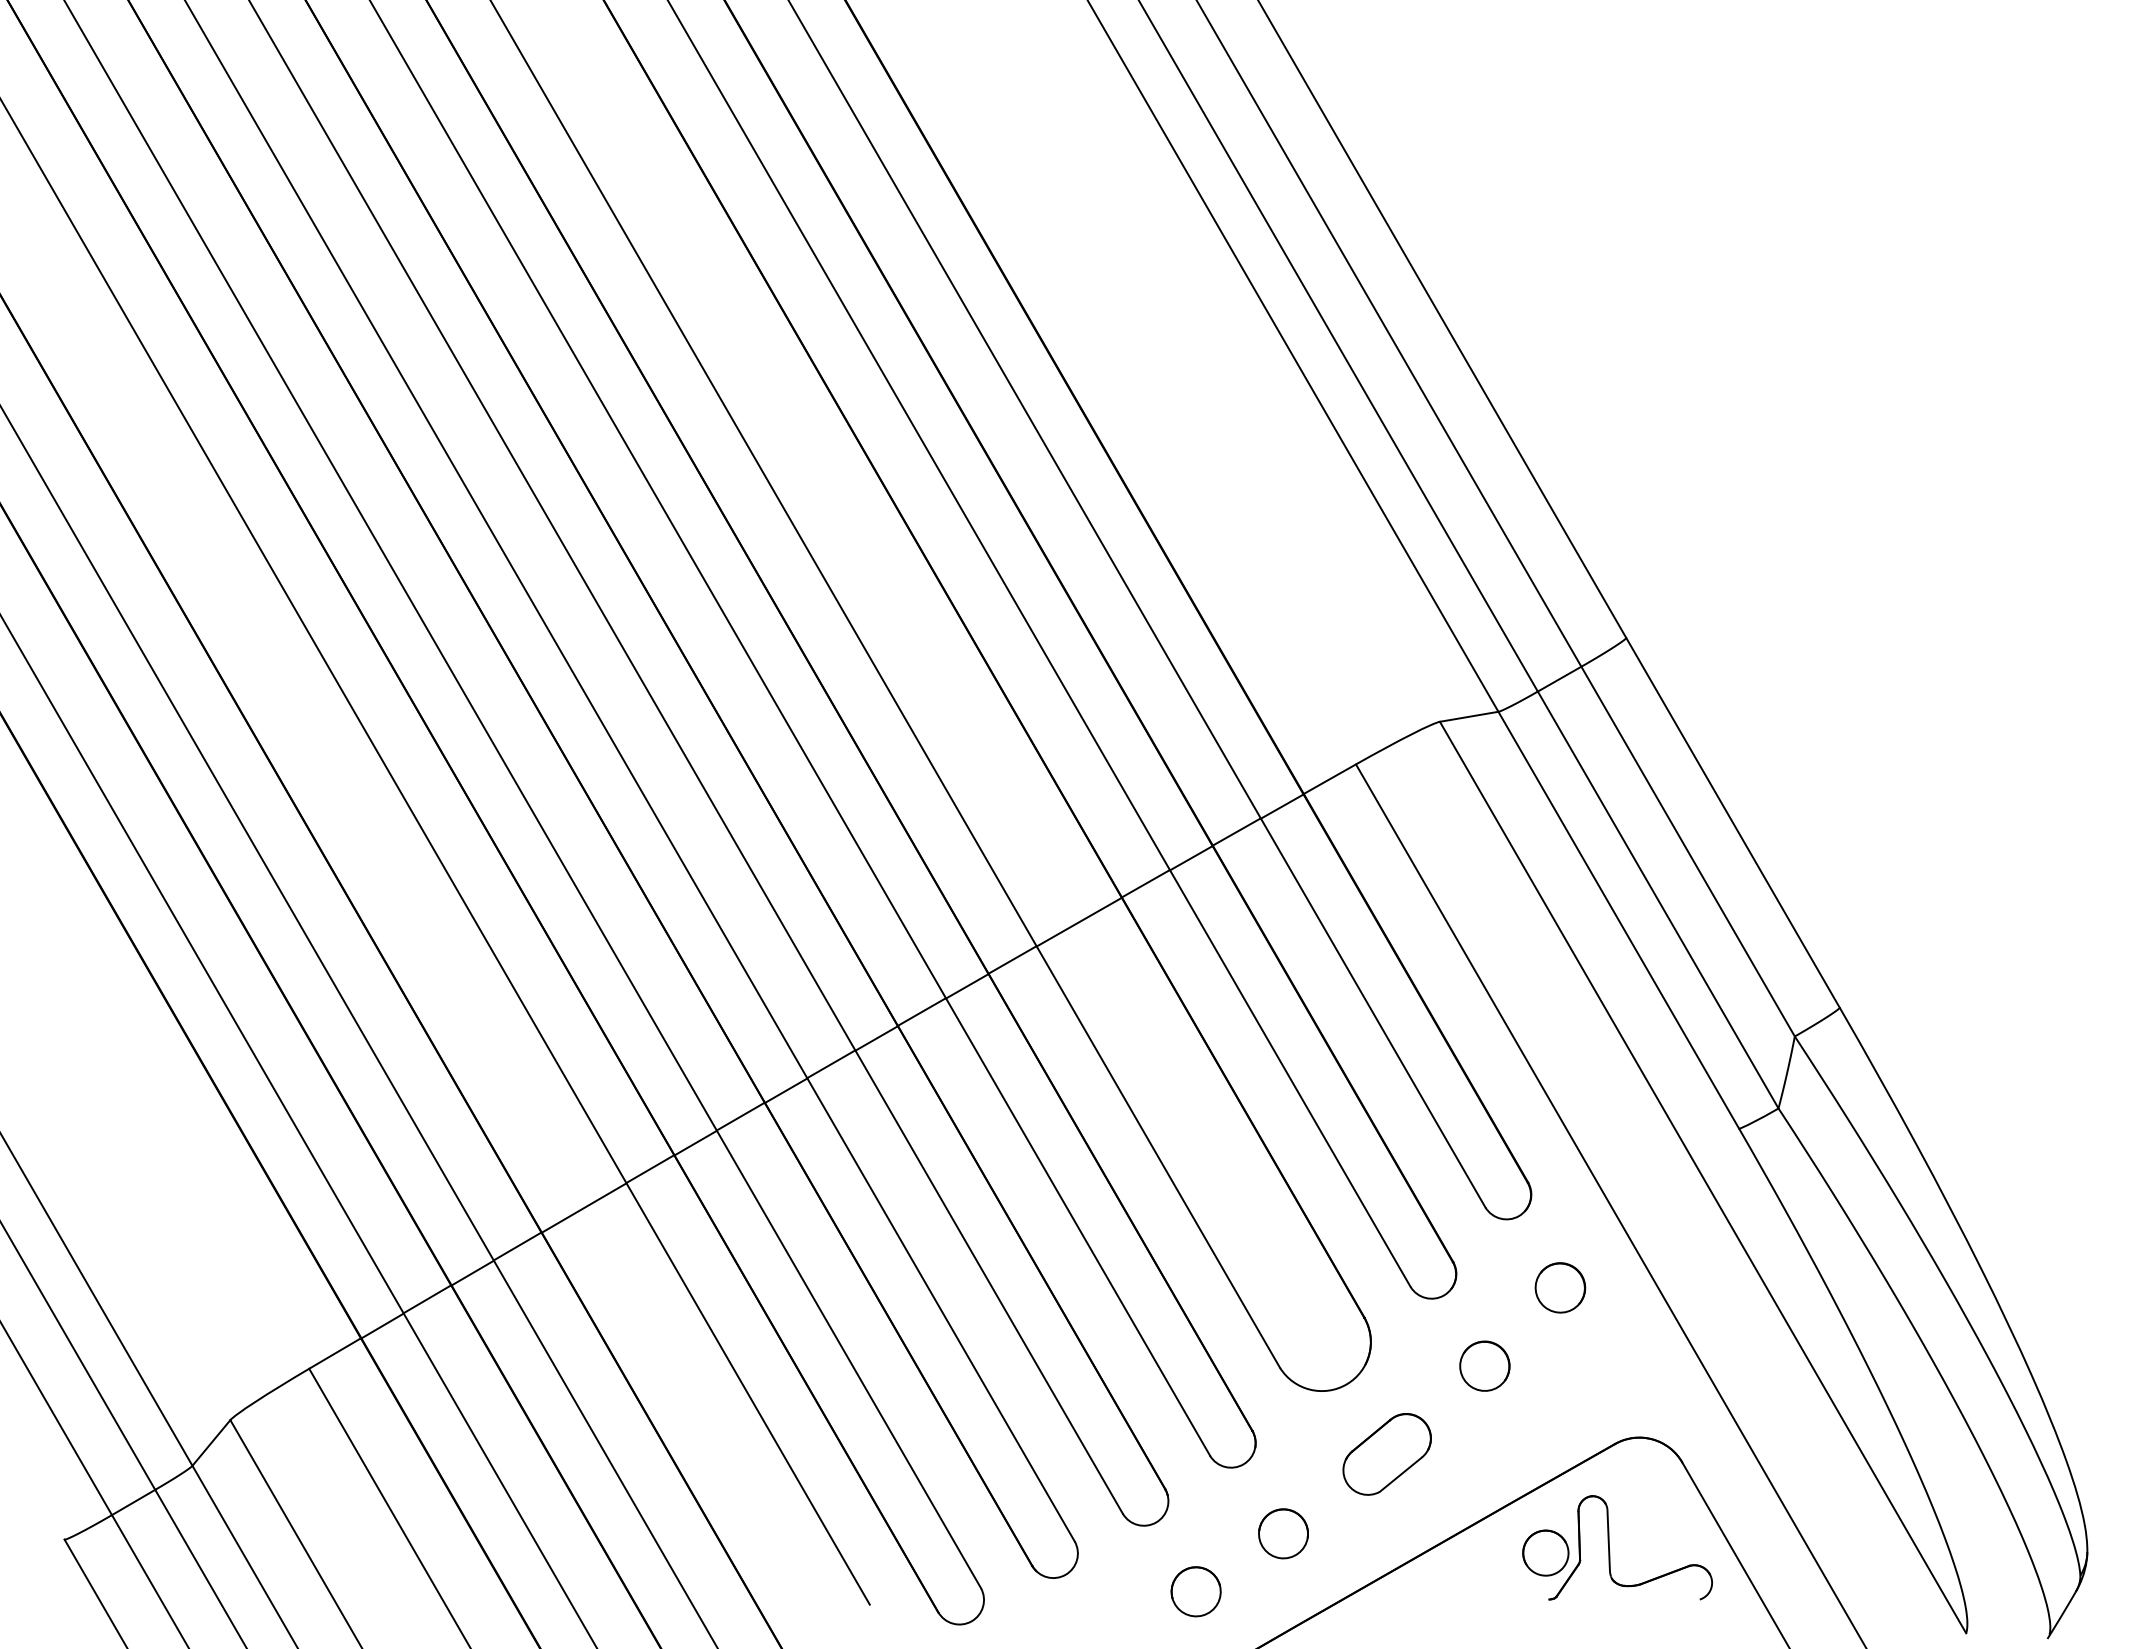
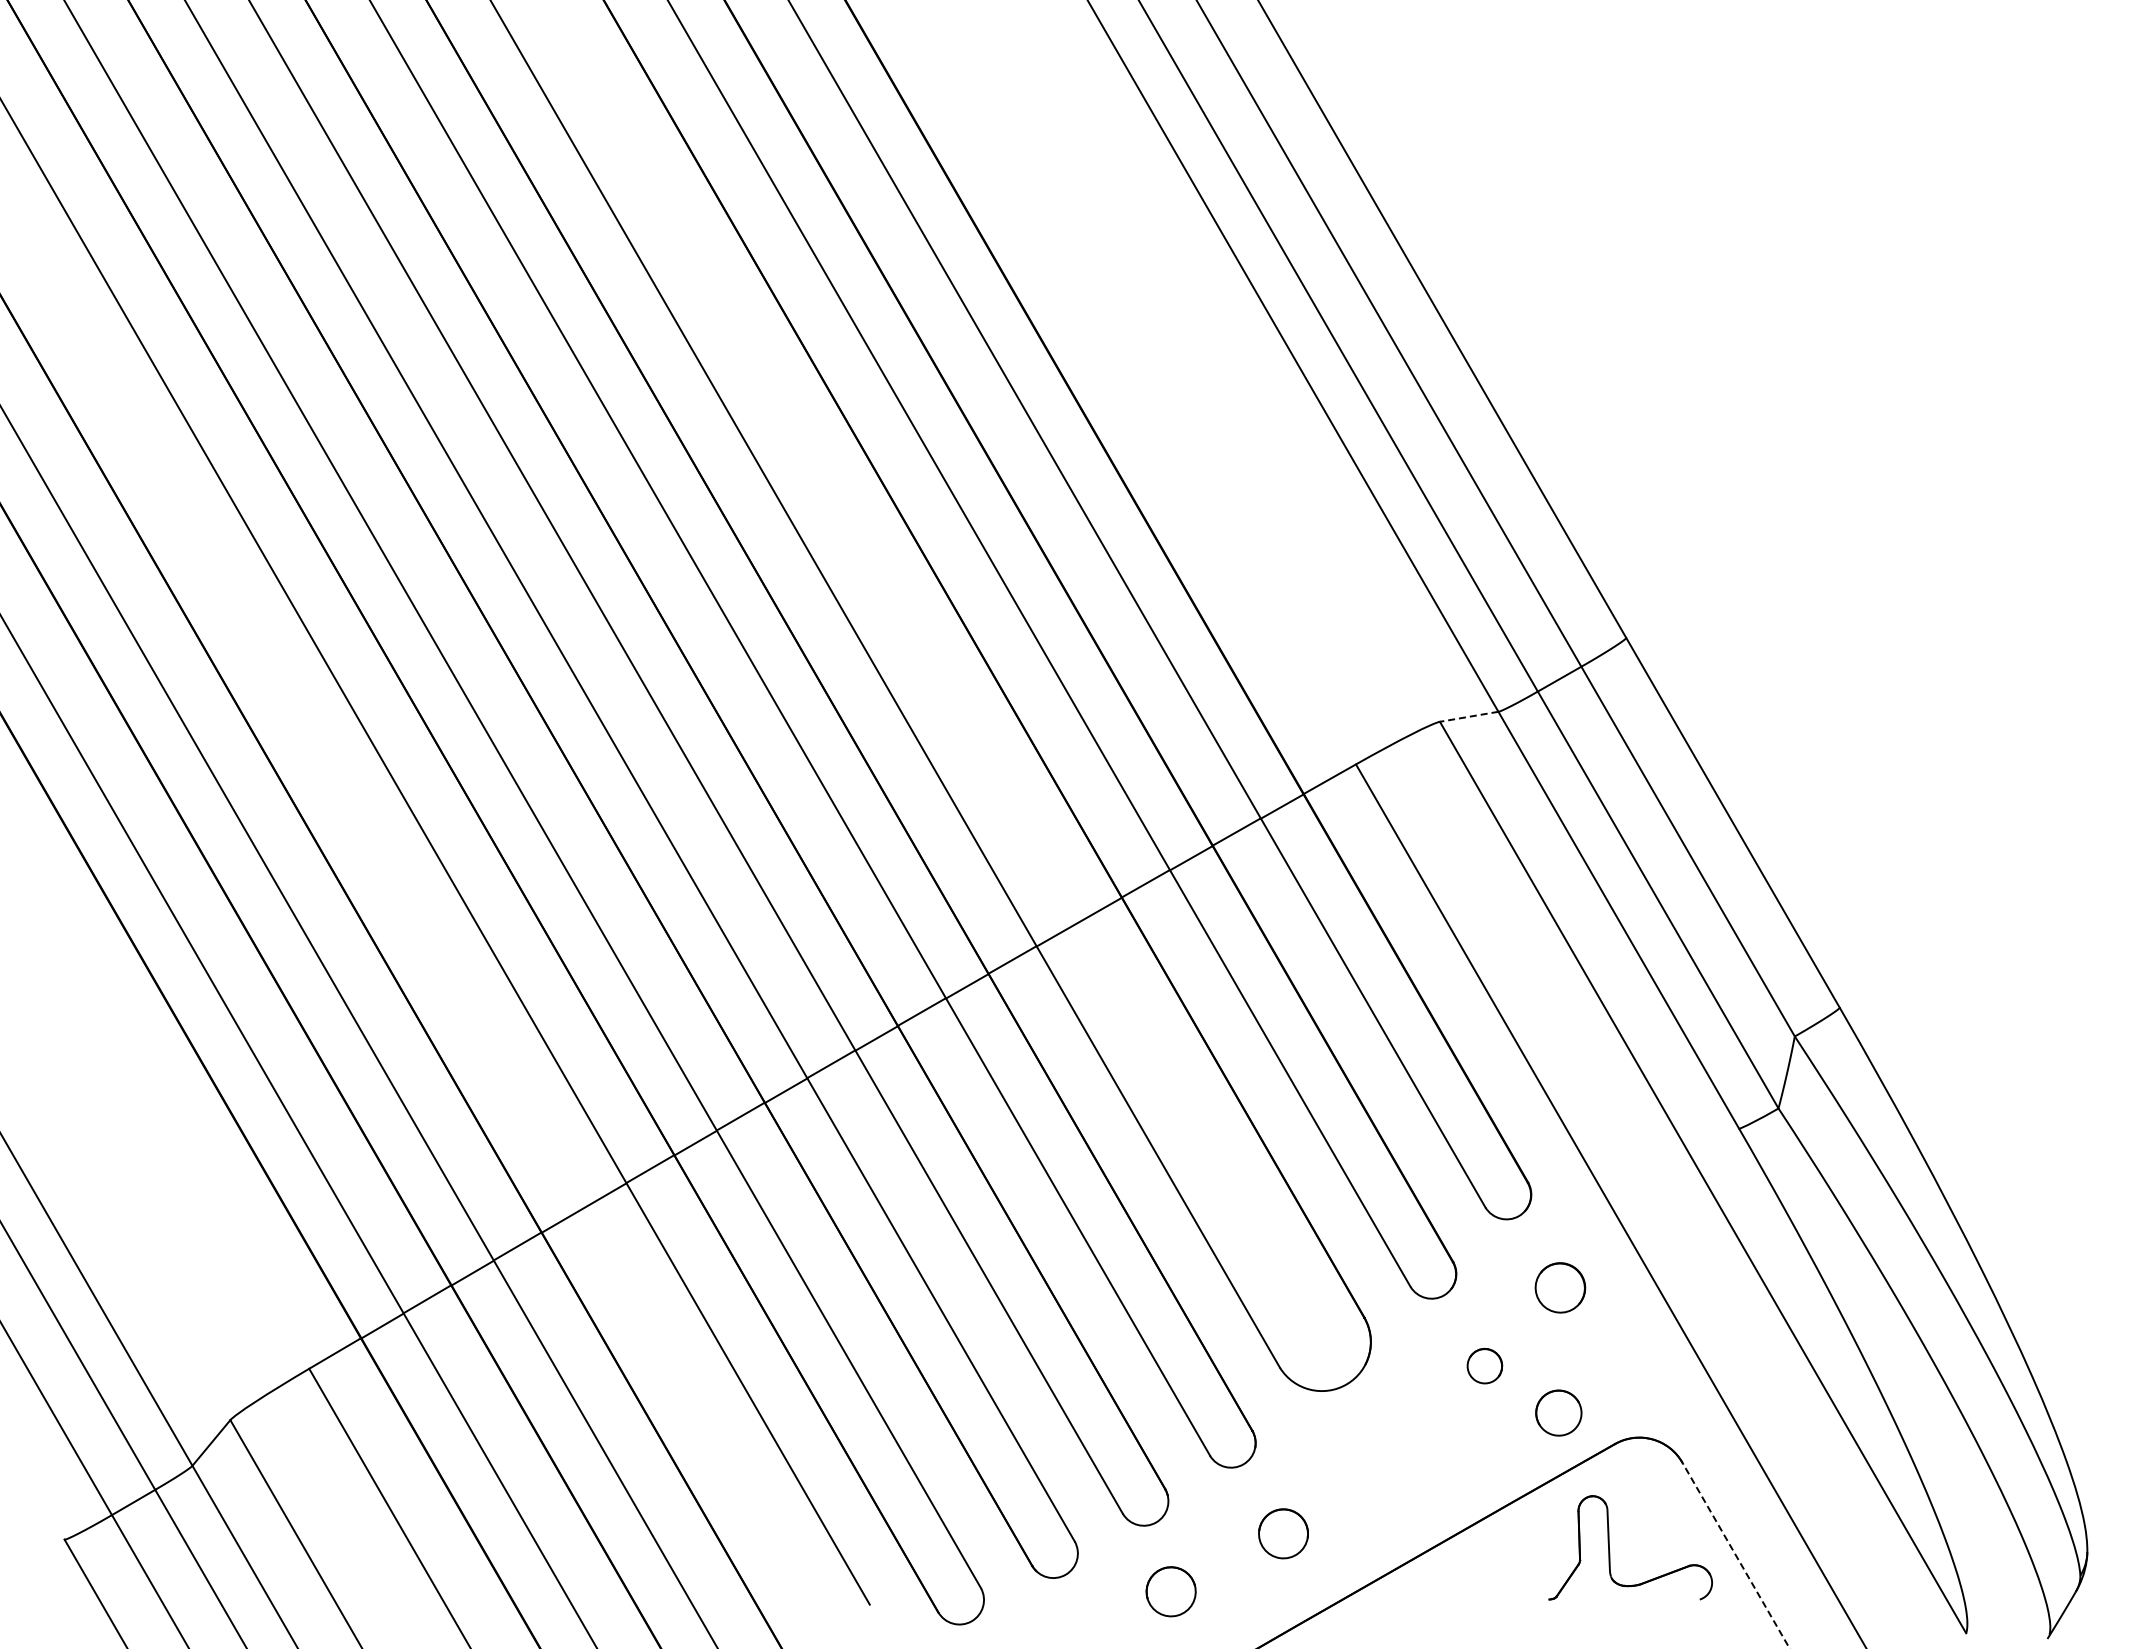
line: solid -> dashed (1469, 716)
part size: 52x52 px -> 38x37 px (1484, 1366)
part: present -> none (1386, 1454)
part position: (1545, 1552) -> (1558, 1412) (1558, 1412)
line: solid -> dashed (1735, 1554)
part position: (1195, 1591) -> (1170, 1591) (1170, 1591)
